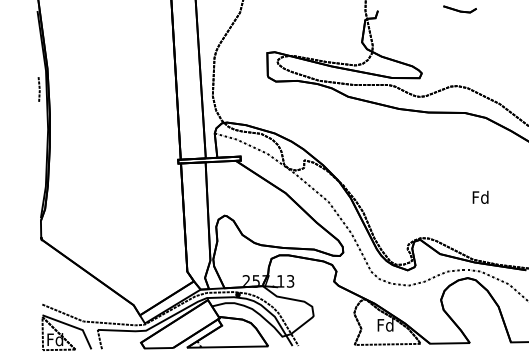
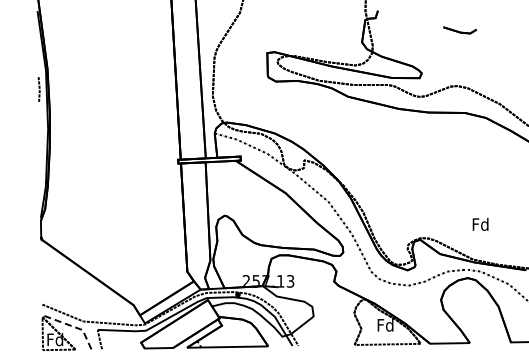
part position: (459, 9) -> (459, 30) (459, 30)
text position: (480, 196) -> (480, 223) (480, 223)
line: solid -> dashed (73, 326)
